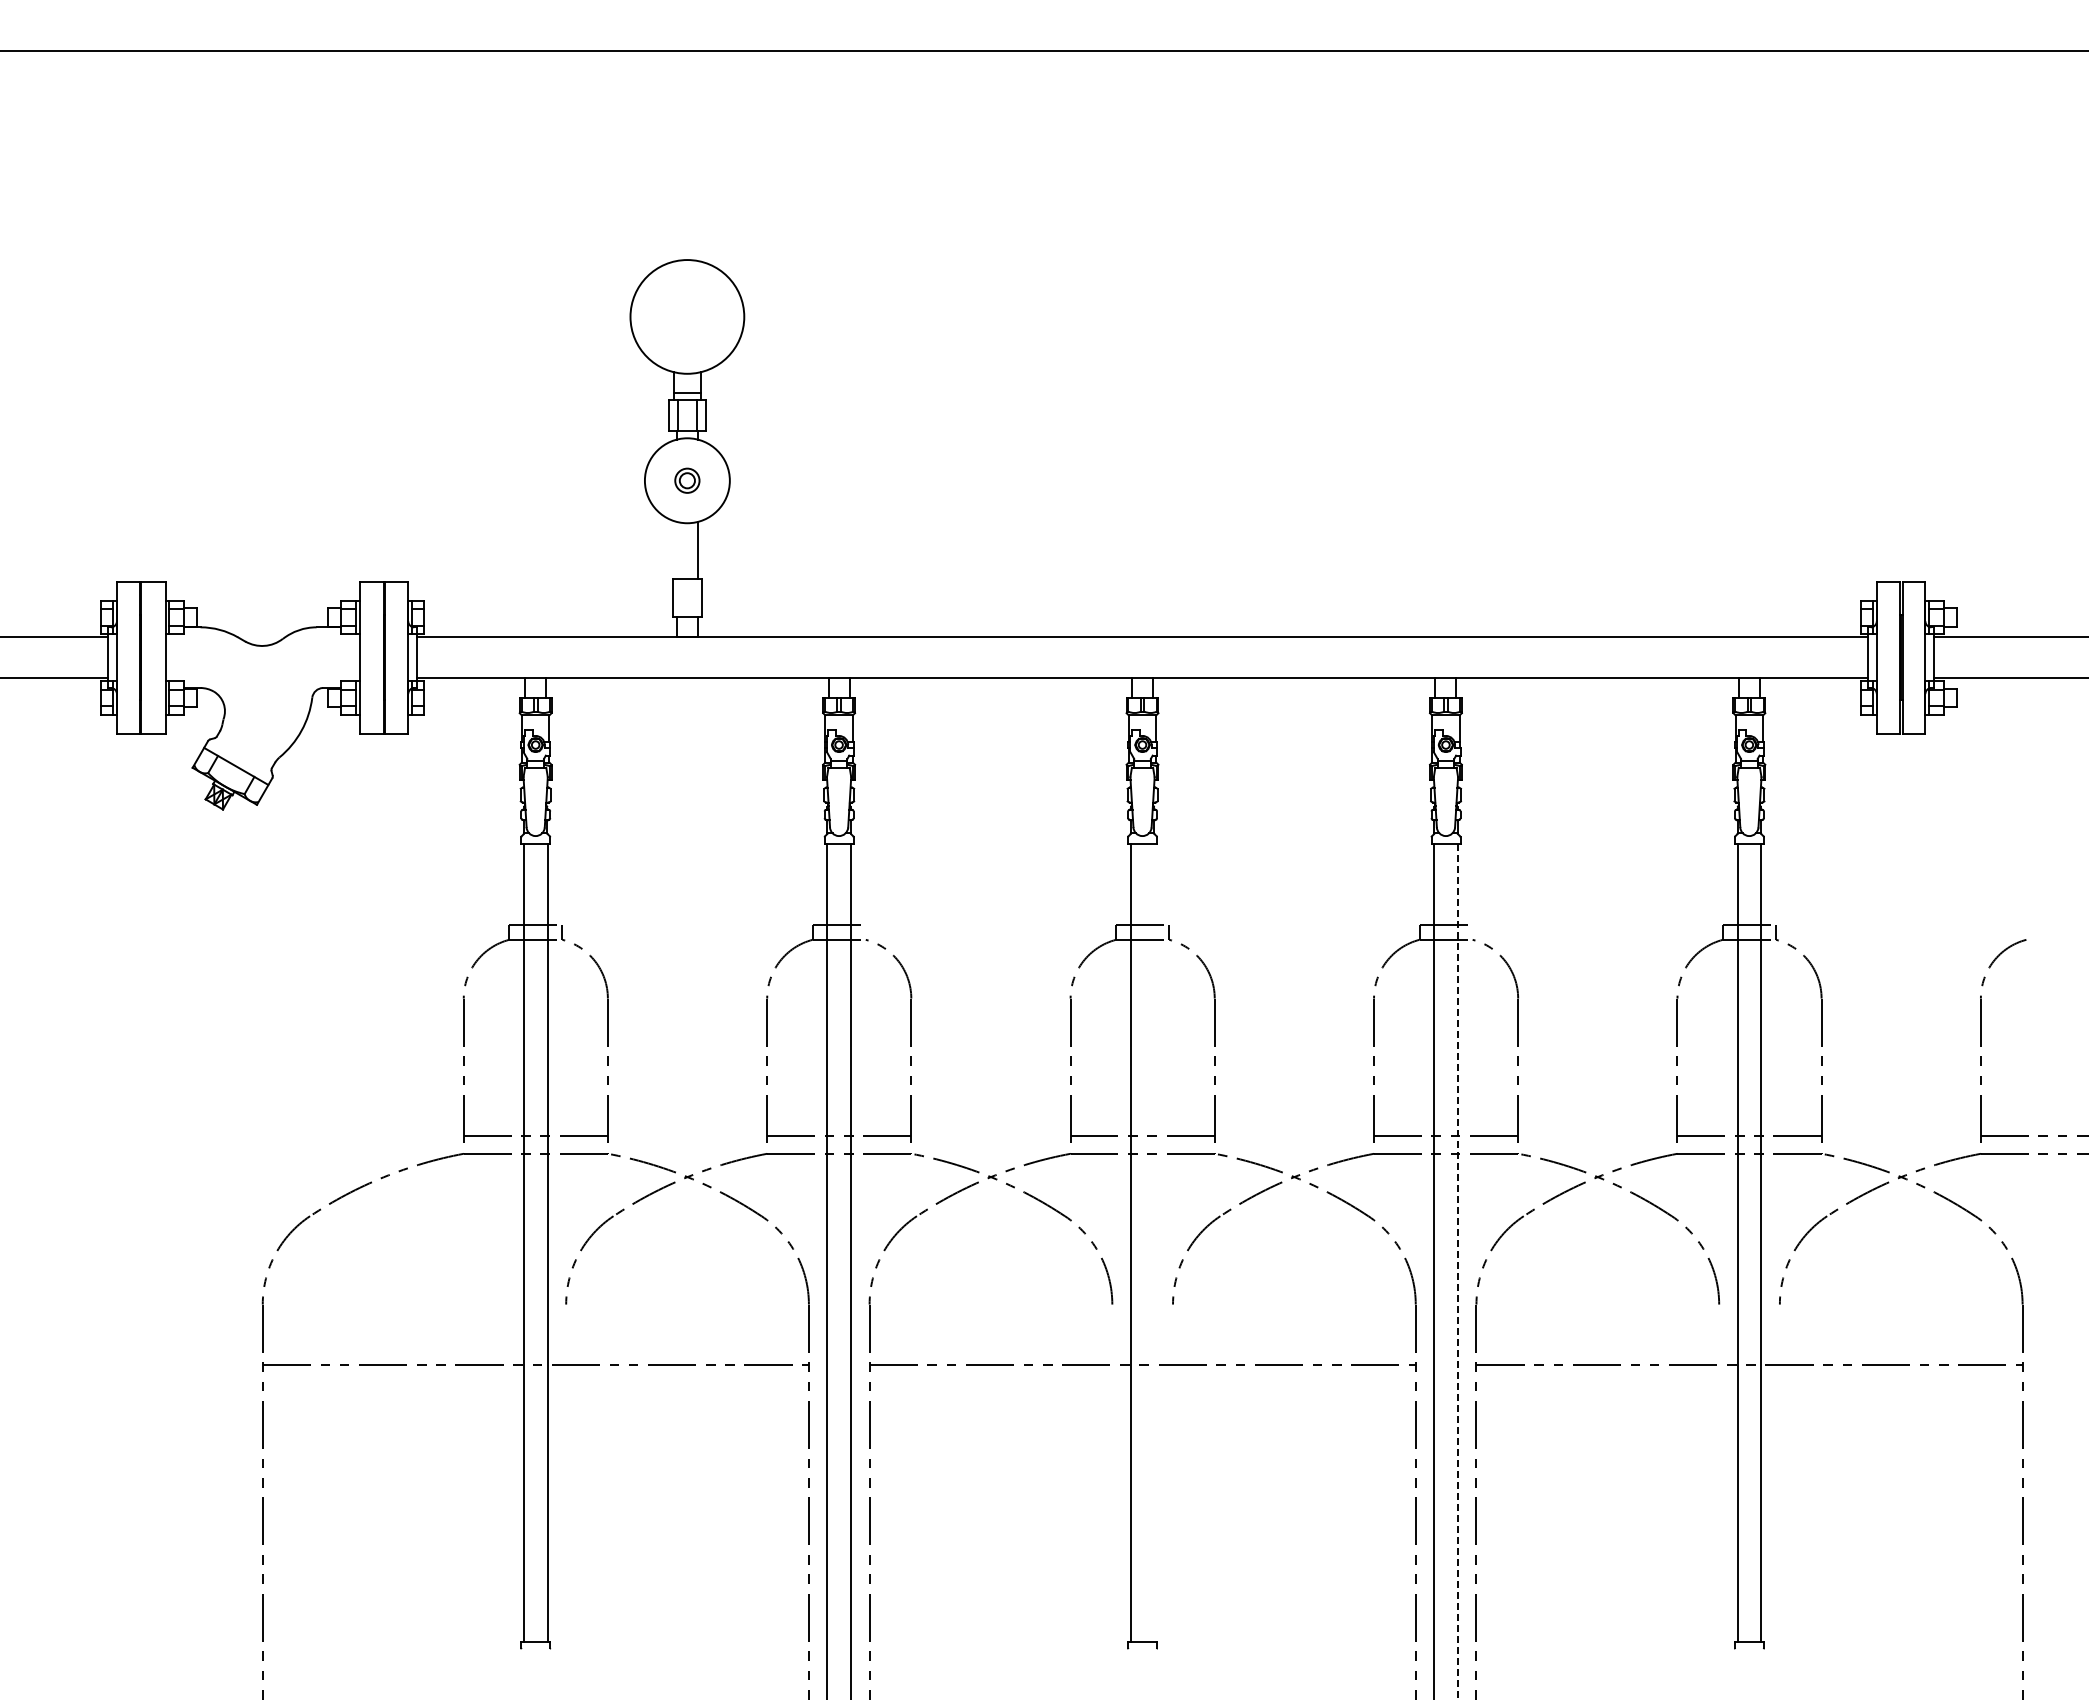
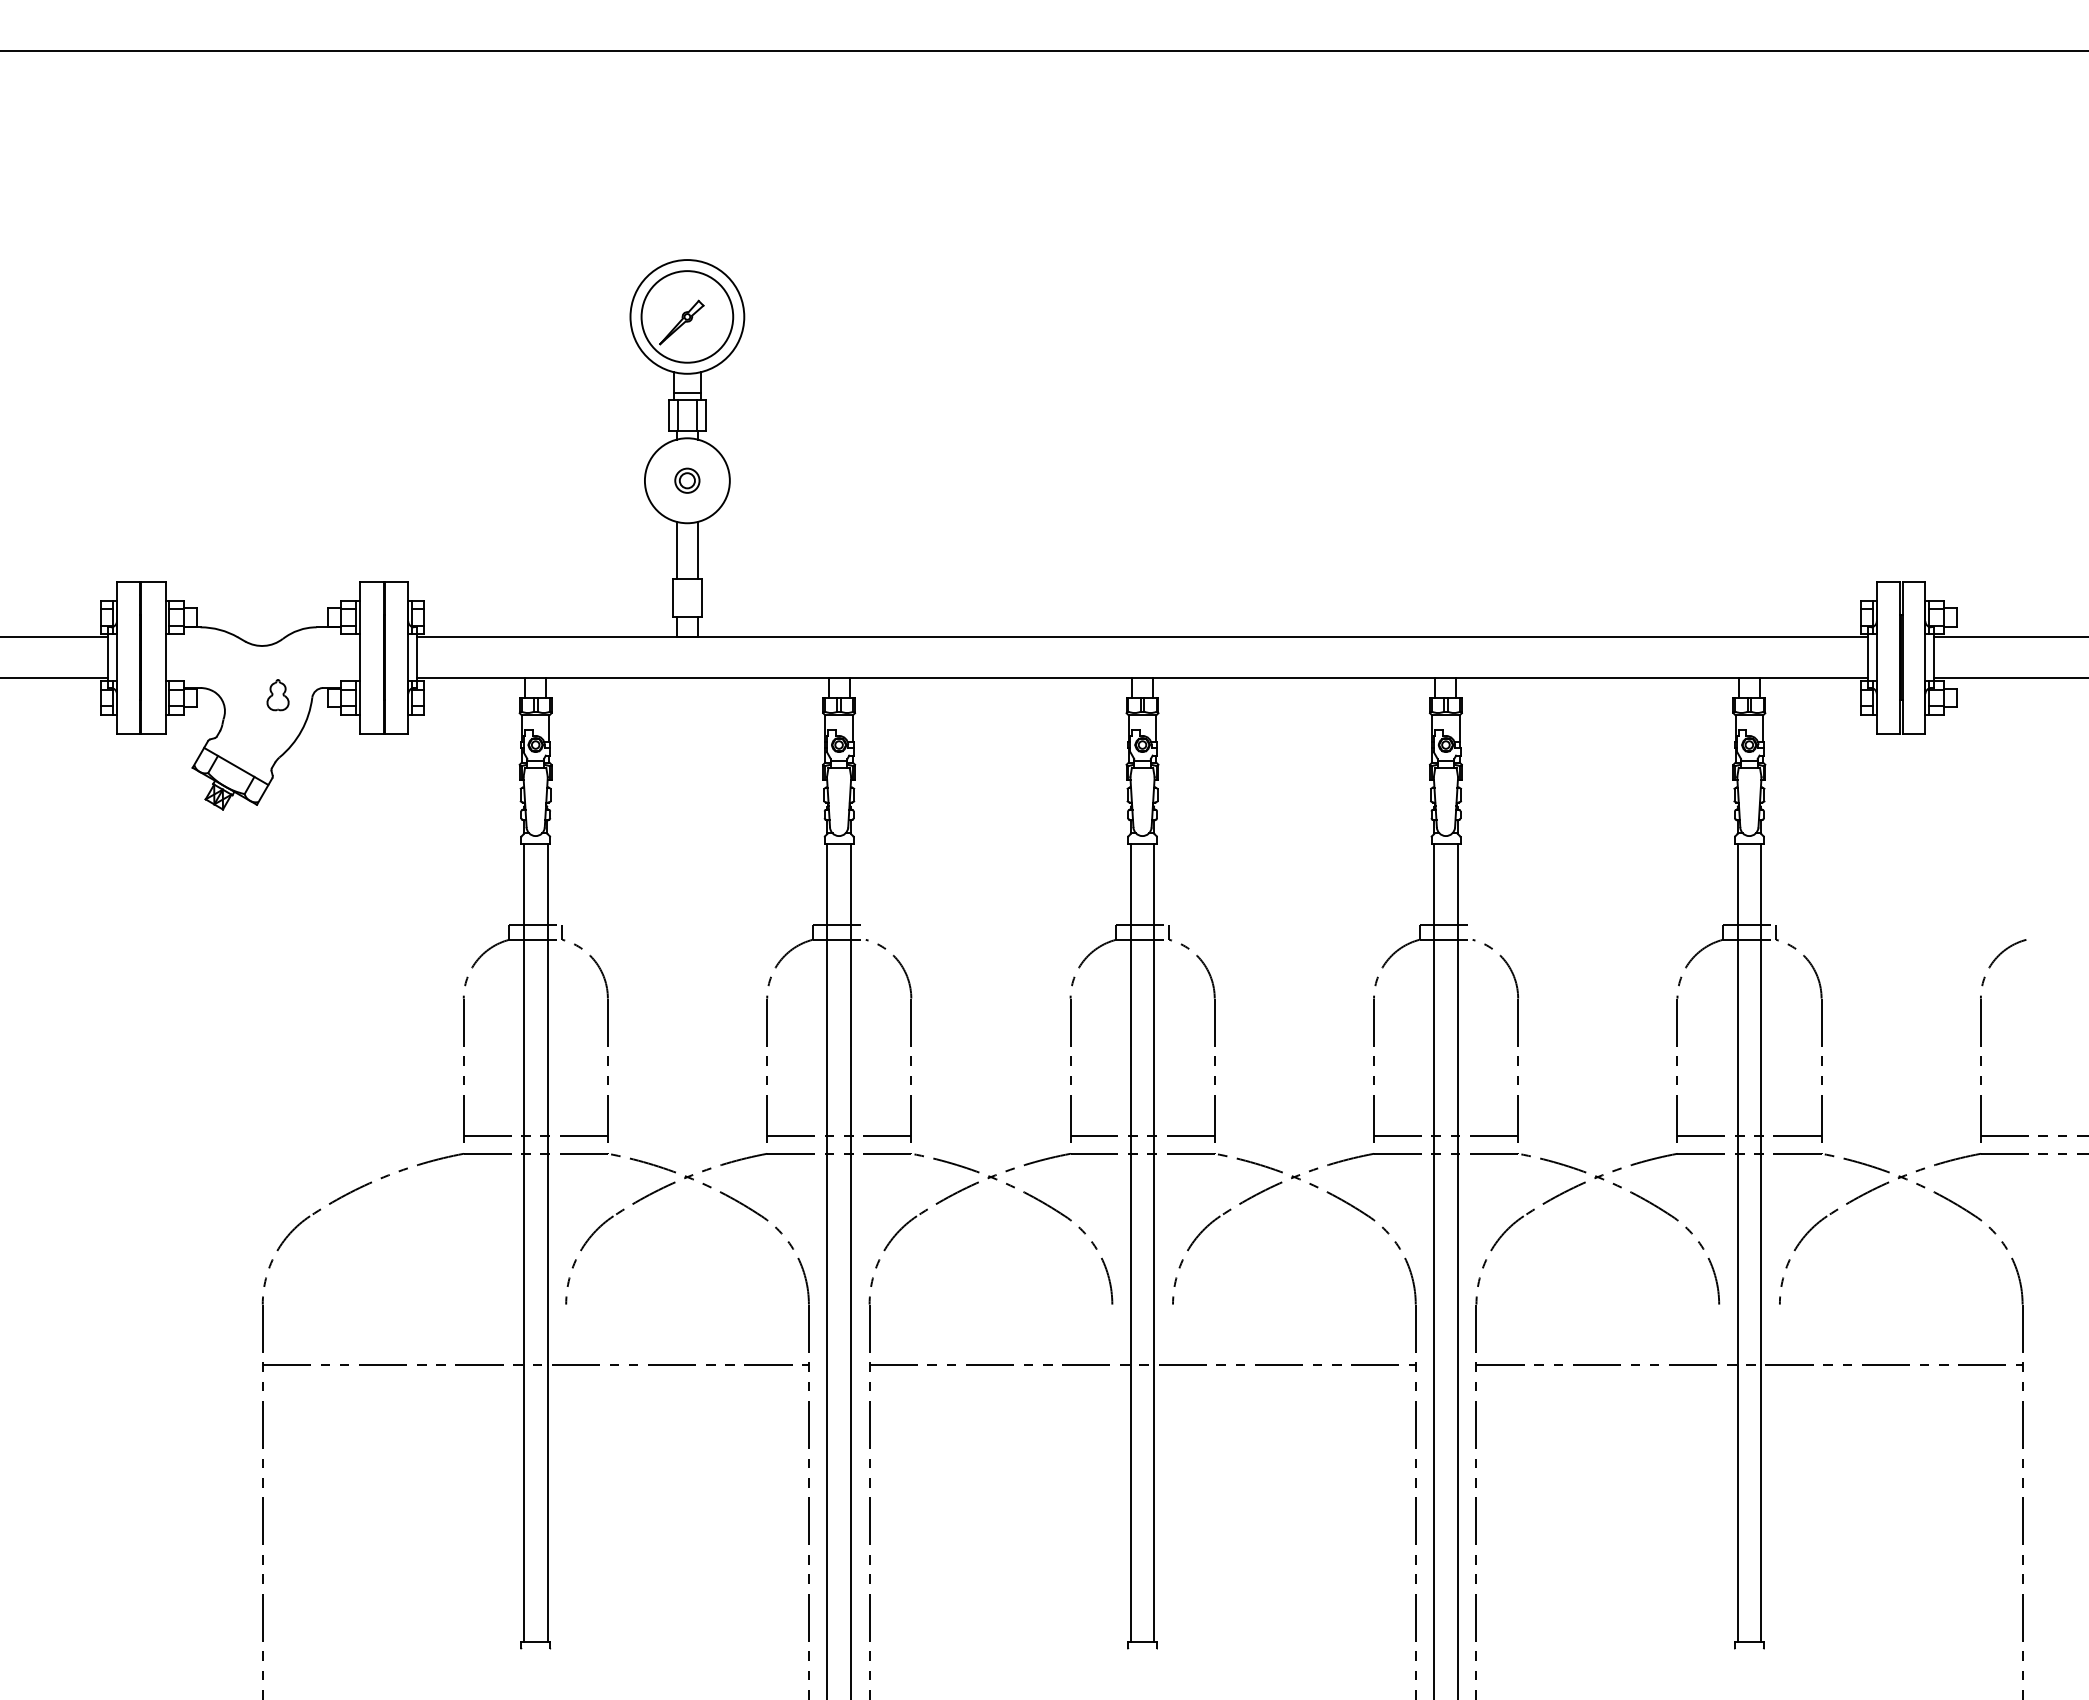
part: none -> present (687, 316)
line: none -> present (676, 550)
part: none -> present (277, 695)
line: none -> present (1154, 1242)
line: dashed -> solid (1457, 1271)
